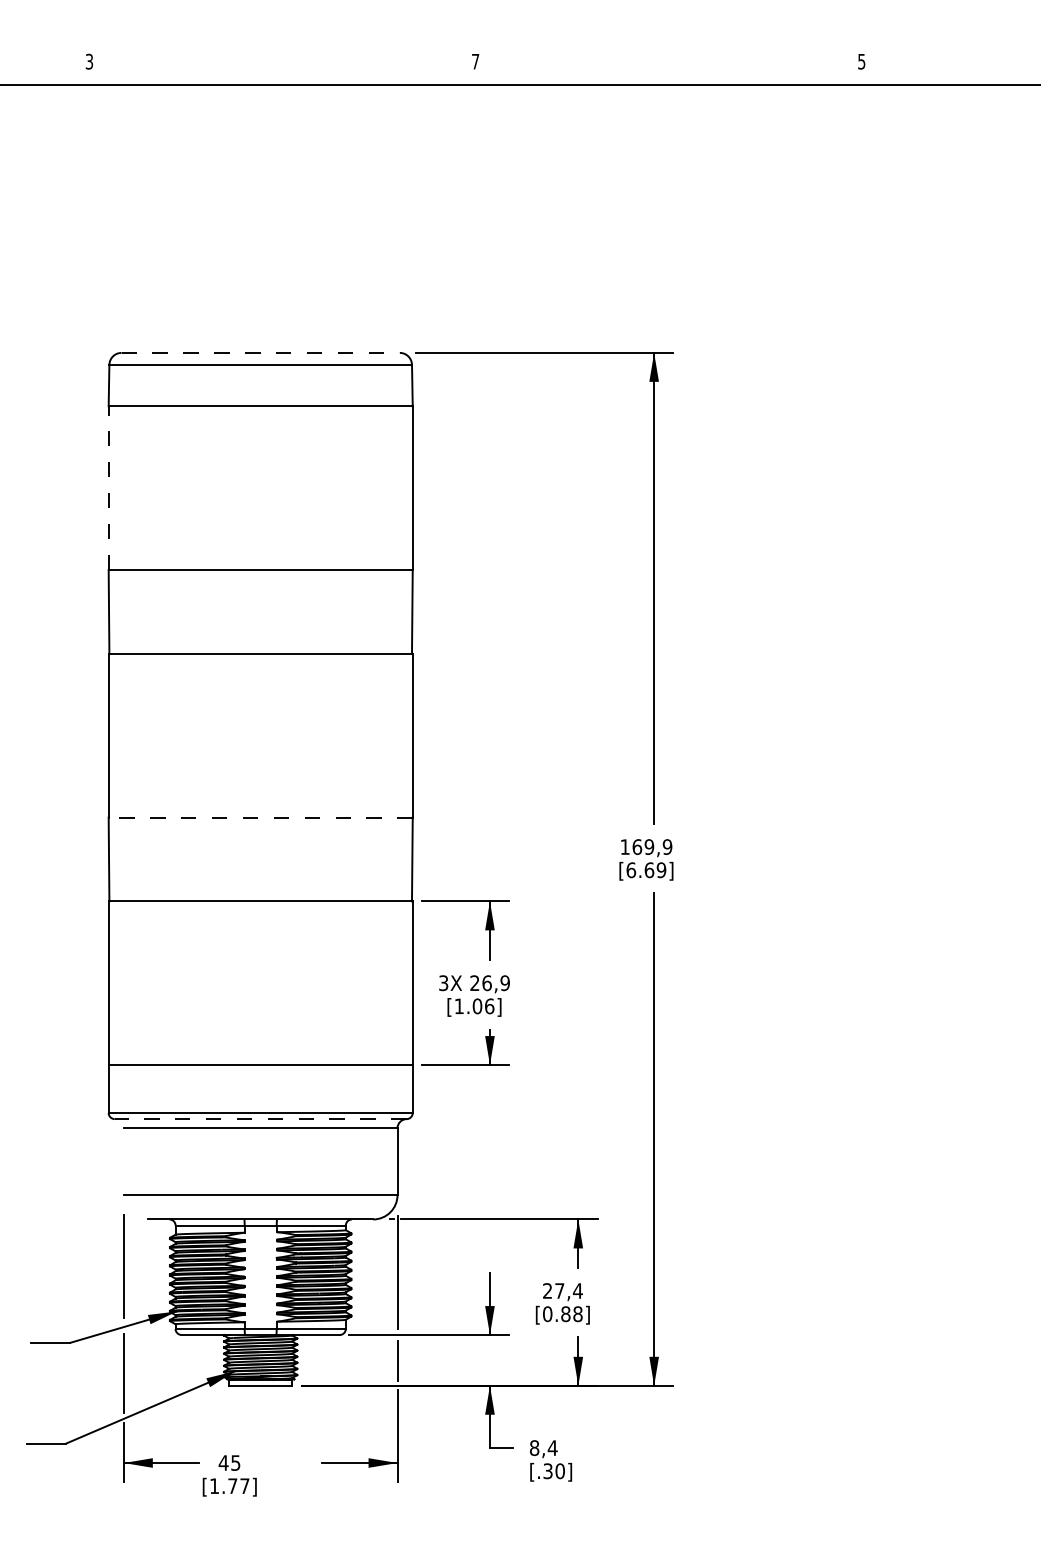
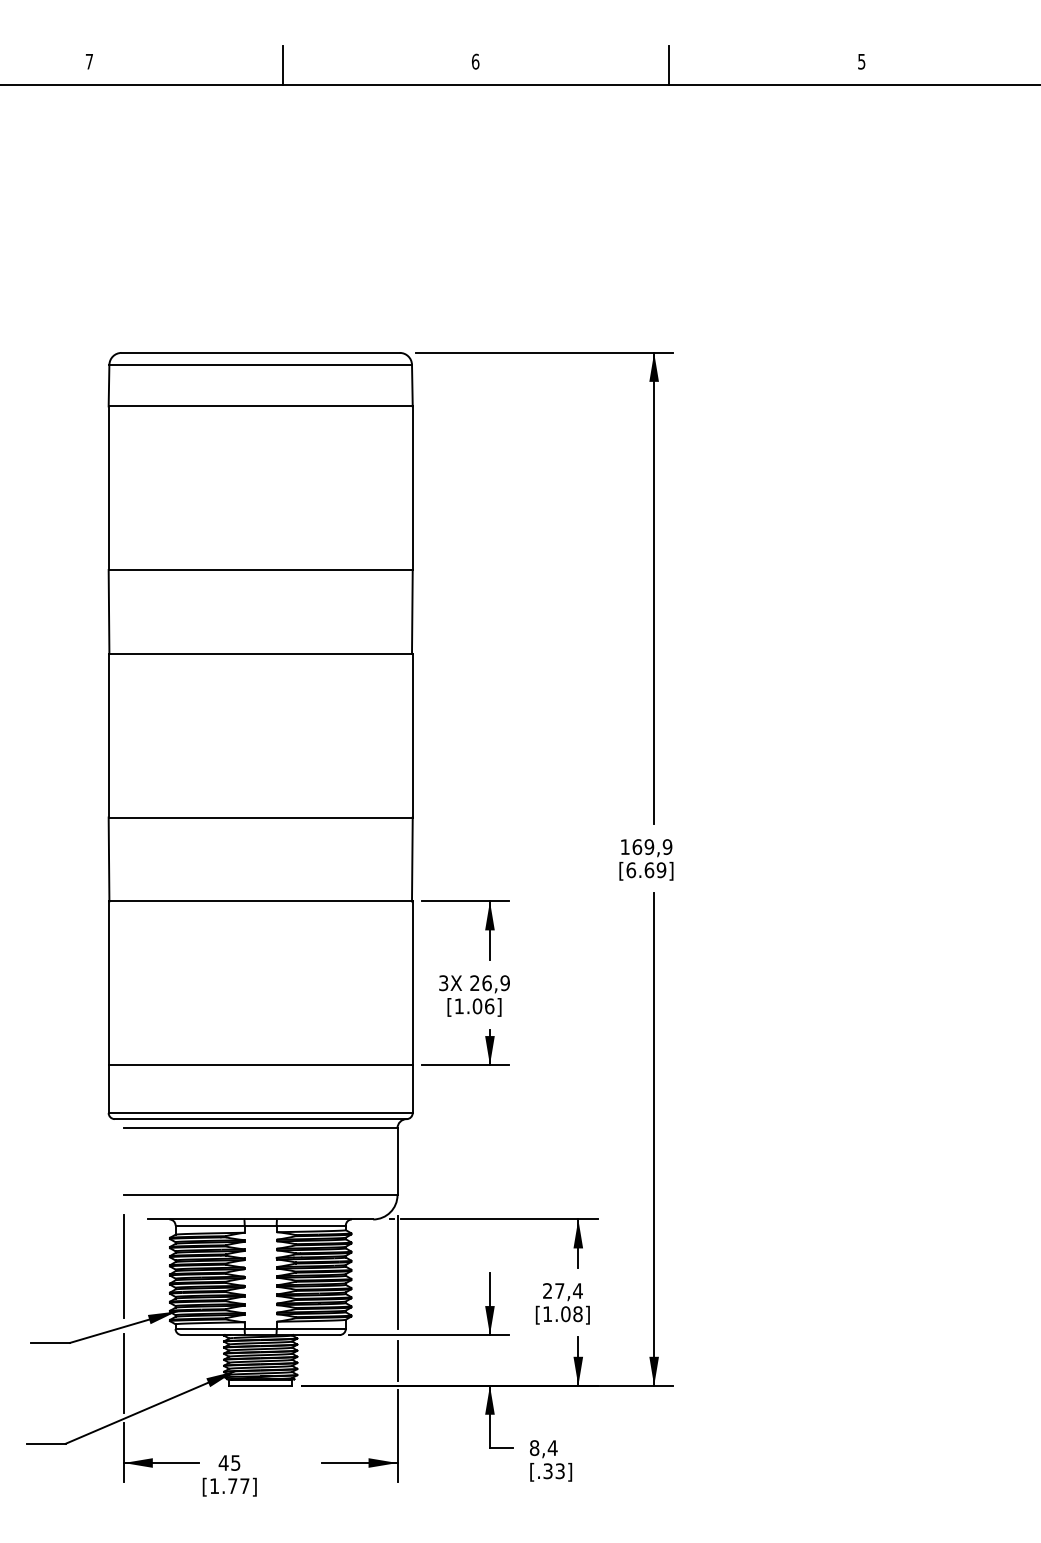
text: 3 -> 7 (89, 61)
text: 7 -> 6 (475, 61)
line: none -> present (282, 65)
line: none -> present (668, 65)
line: dashed -> solid (261, 352)
line: dashed -> solid (108, 488)
line: dashed -> solid (260, 817)
line: dashed -> solid (260, 1119)
text: [0.88] -> [1.08] (556, 1314)
text: [.30] -> [.33] (559, 1471)
